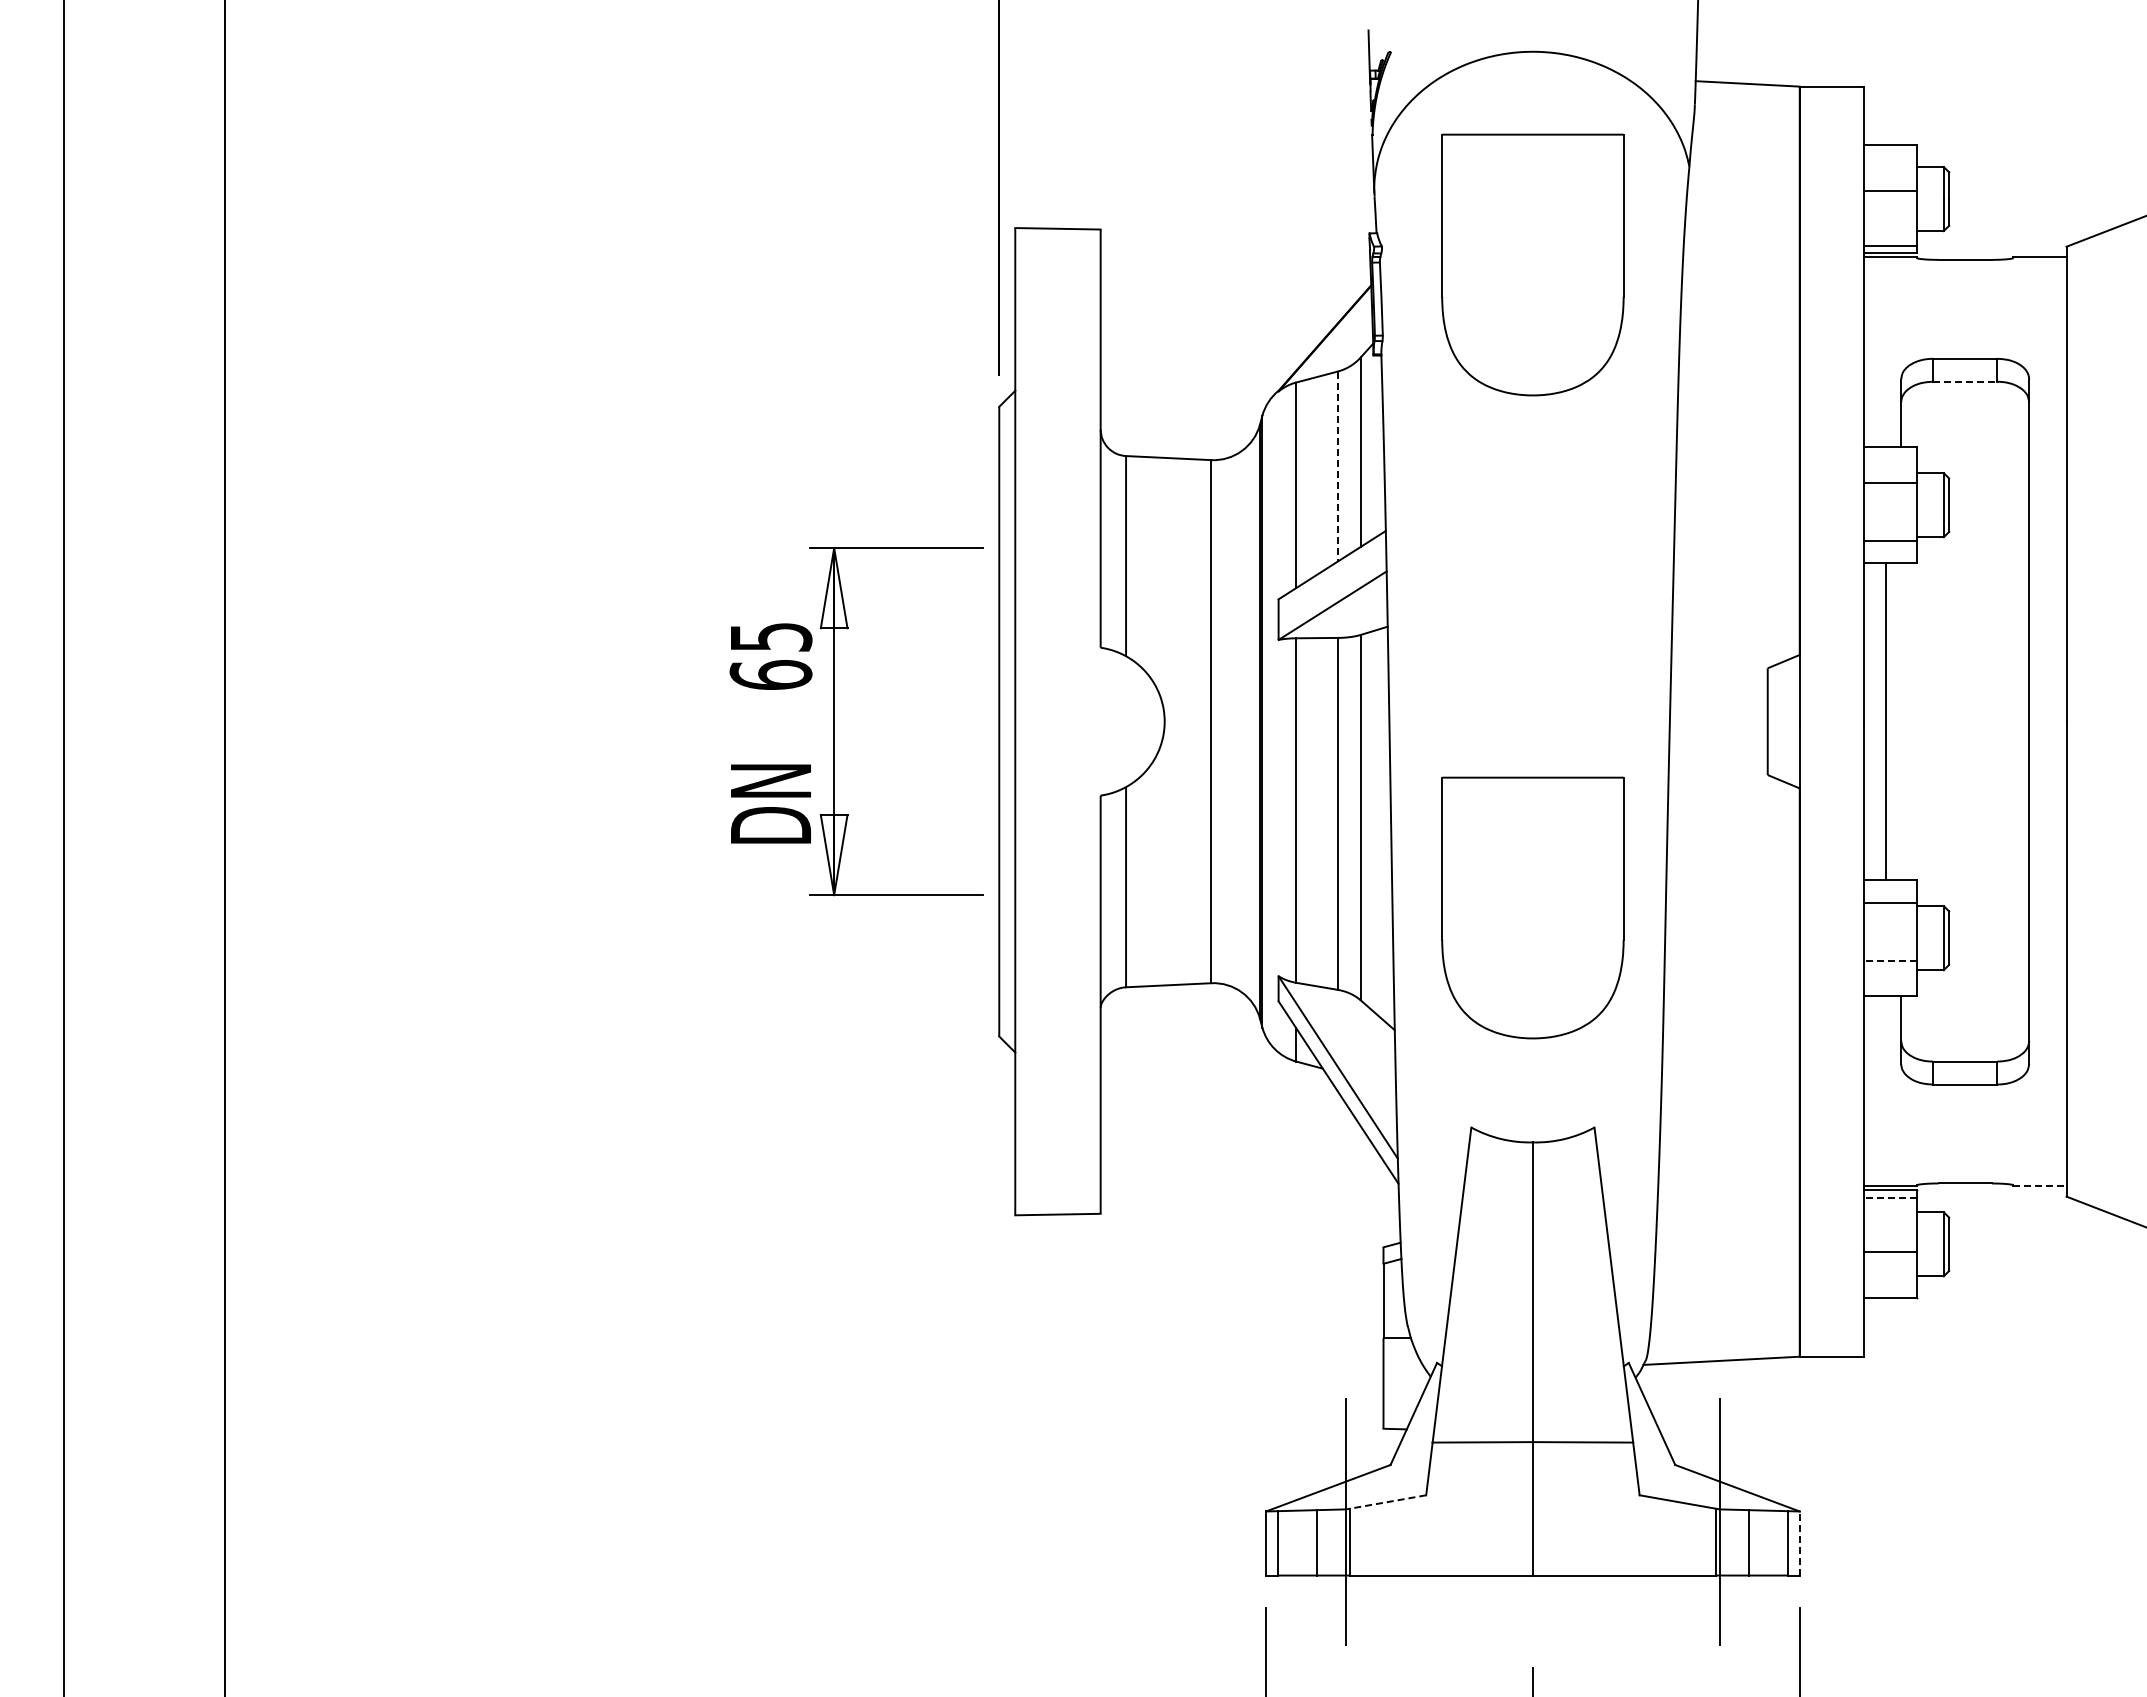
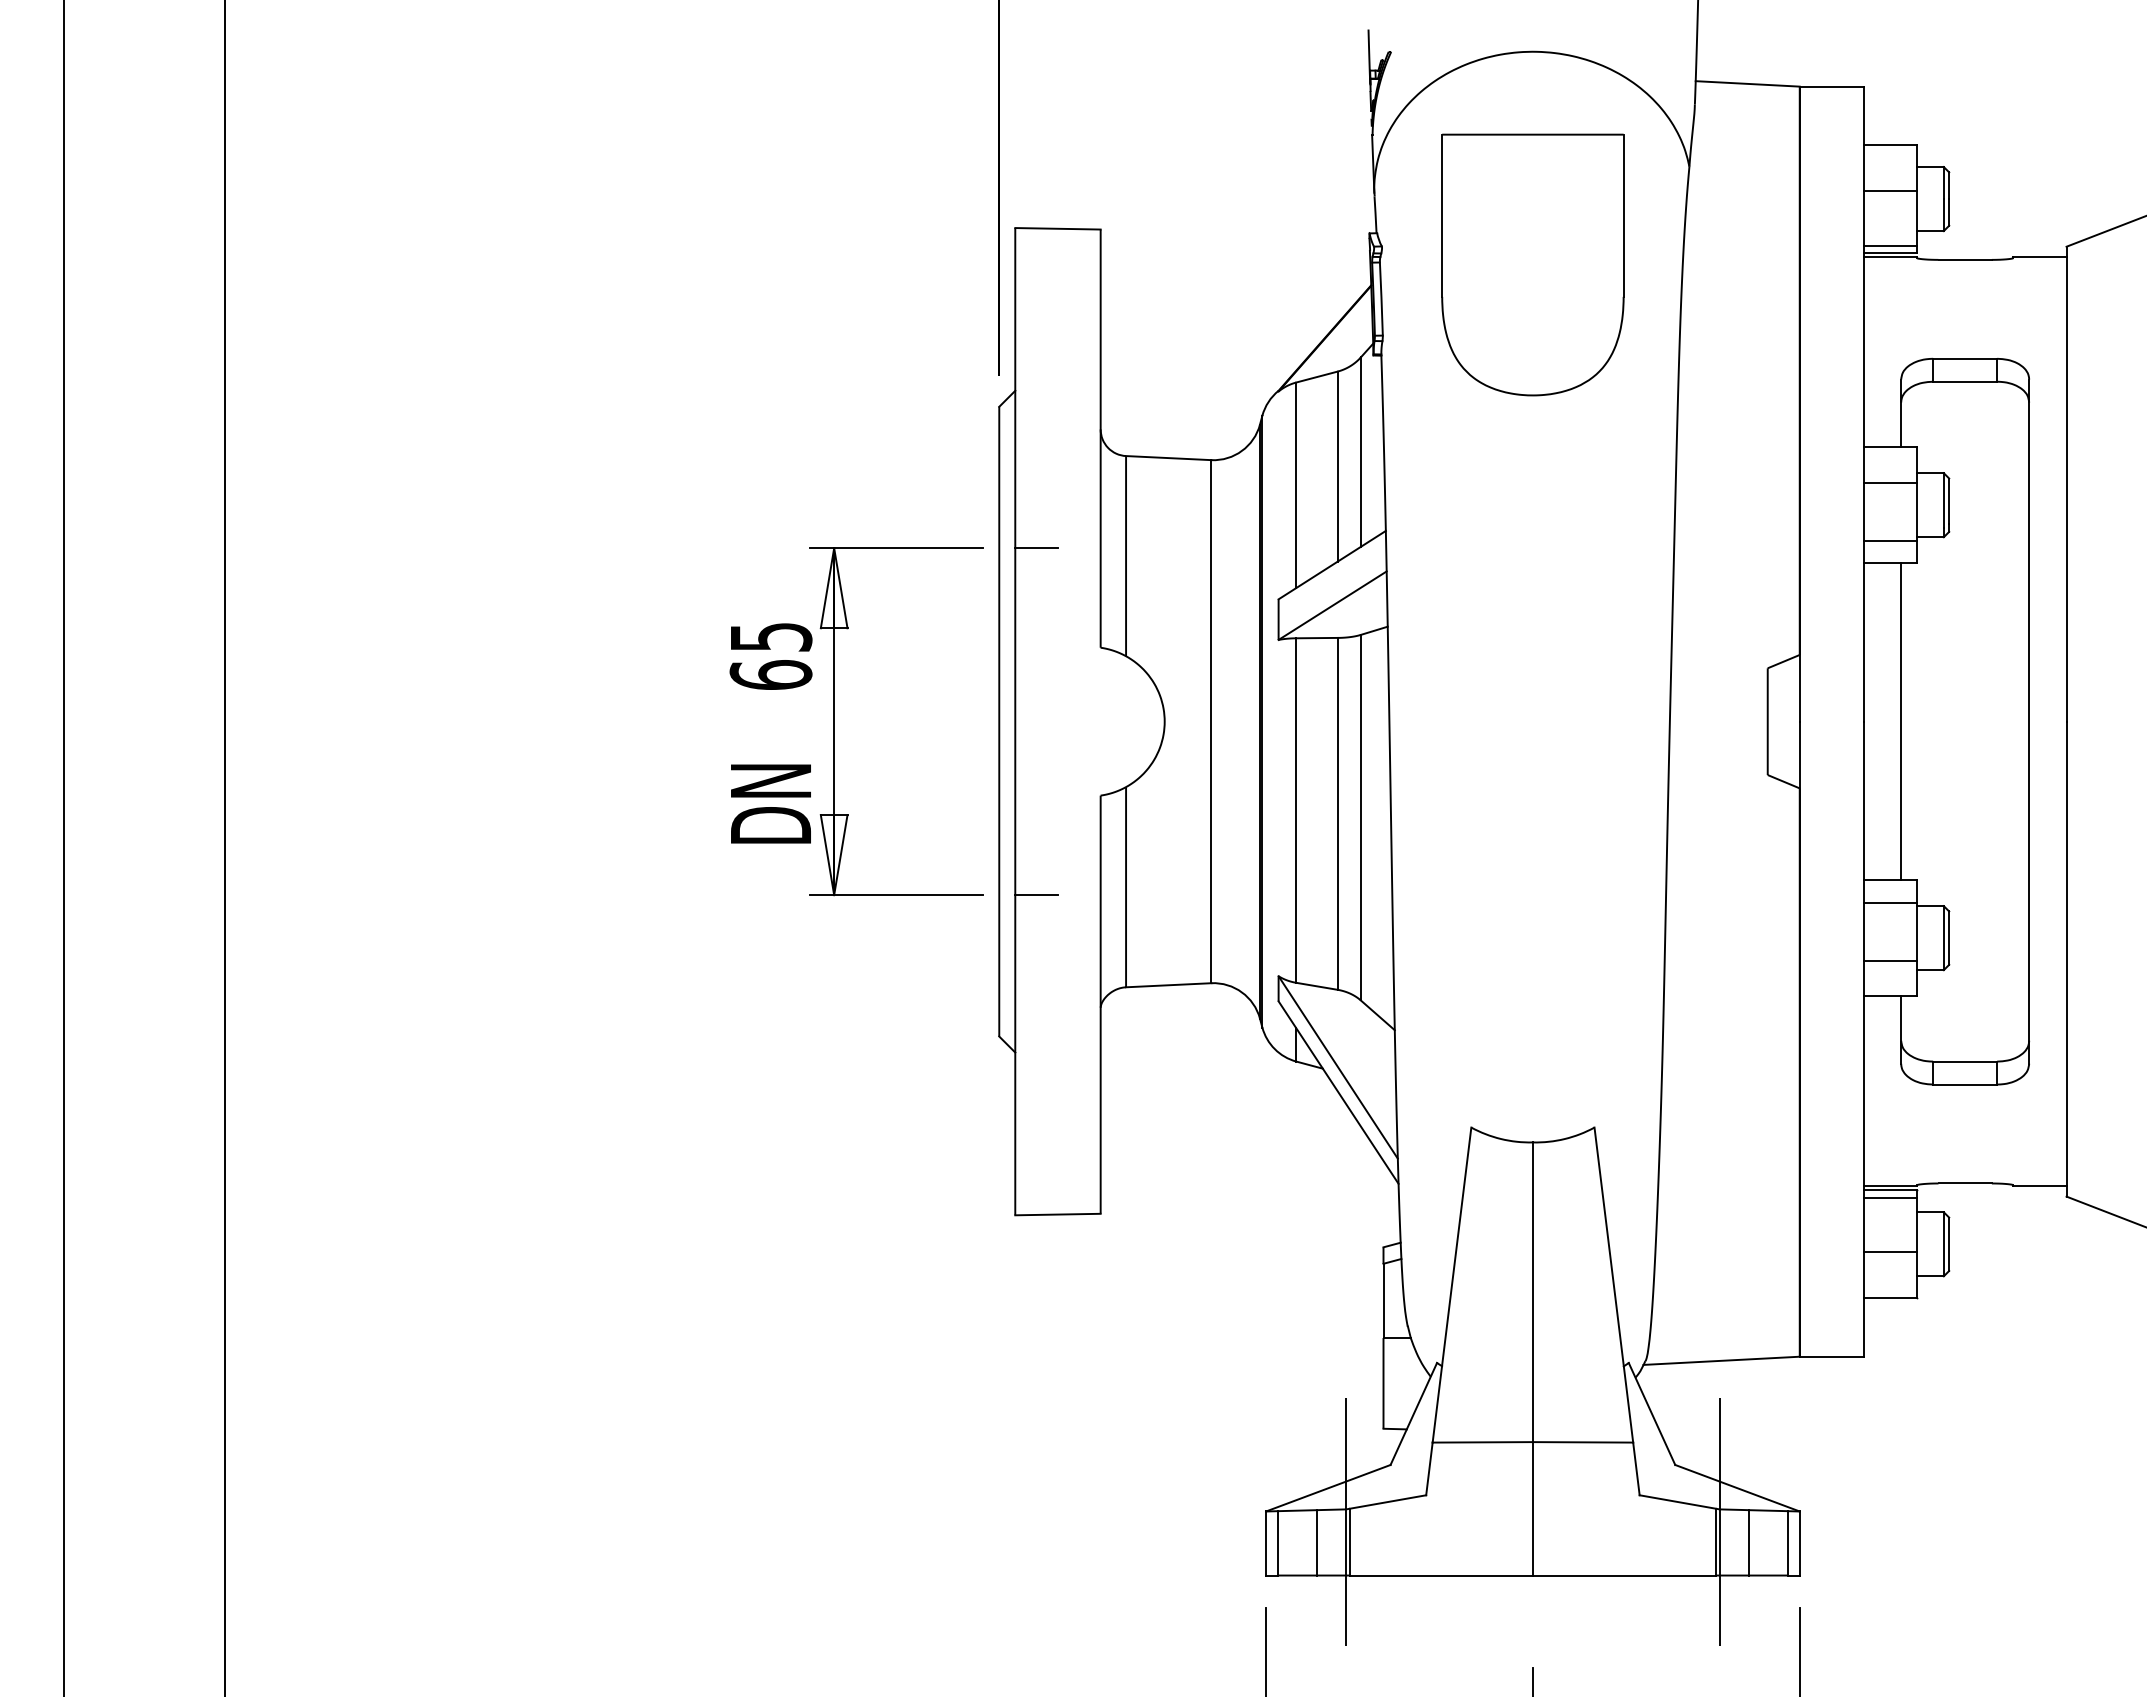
line: dashed -> solid (1965, 381)
line: dashed -> solid (1337, 467)
line: none -> present (1036, 548)
line position: (1886, 721) -> (1901, 721) (1901, 721)
line: none -> present (1036, 895)
part: present -> none (1532, 907)
line: dashed -> solid (1890, 960)
line: dashed -> solid (2039, 1185)
line: dashed -> solid (1890, 1197)
line: dashed -> solid (1388, 1501)
line: dashed -> solid (1799, 1543)
